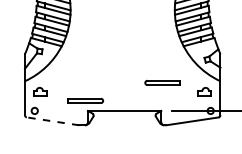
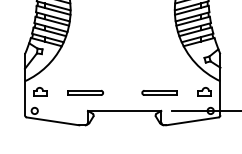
part position: (162, 82) -> (159, 92) (159, 92)
part position: (85, 100) -> (85, 92) (85, 92)
line: dashed -> solid (53, 121)
